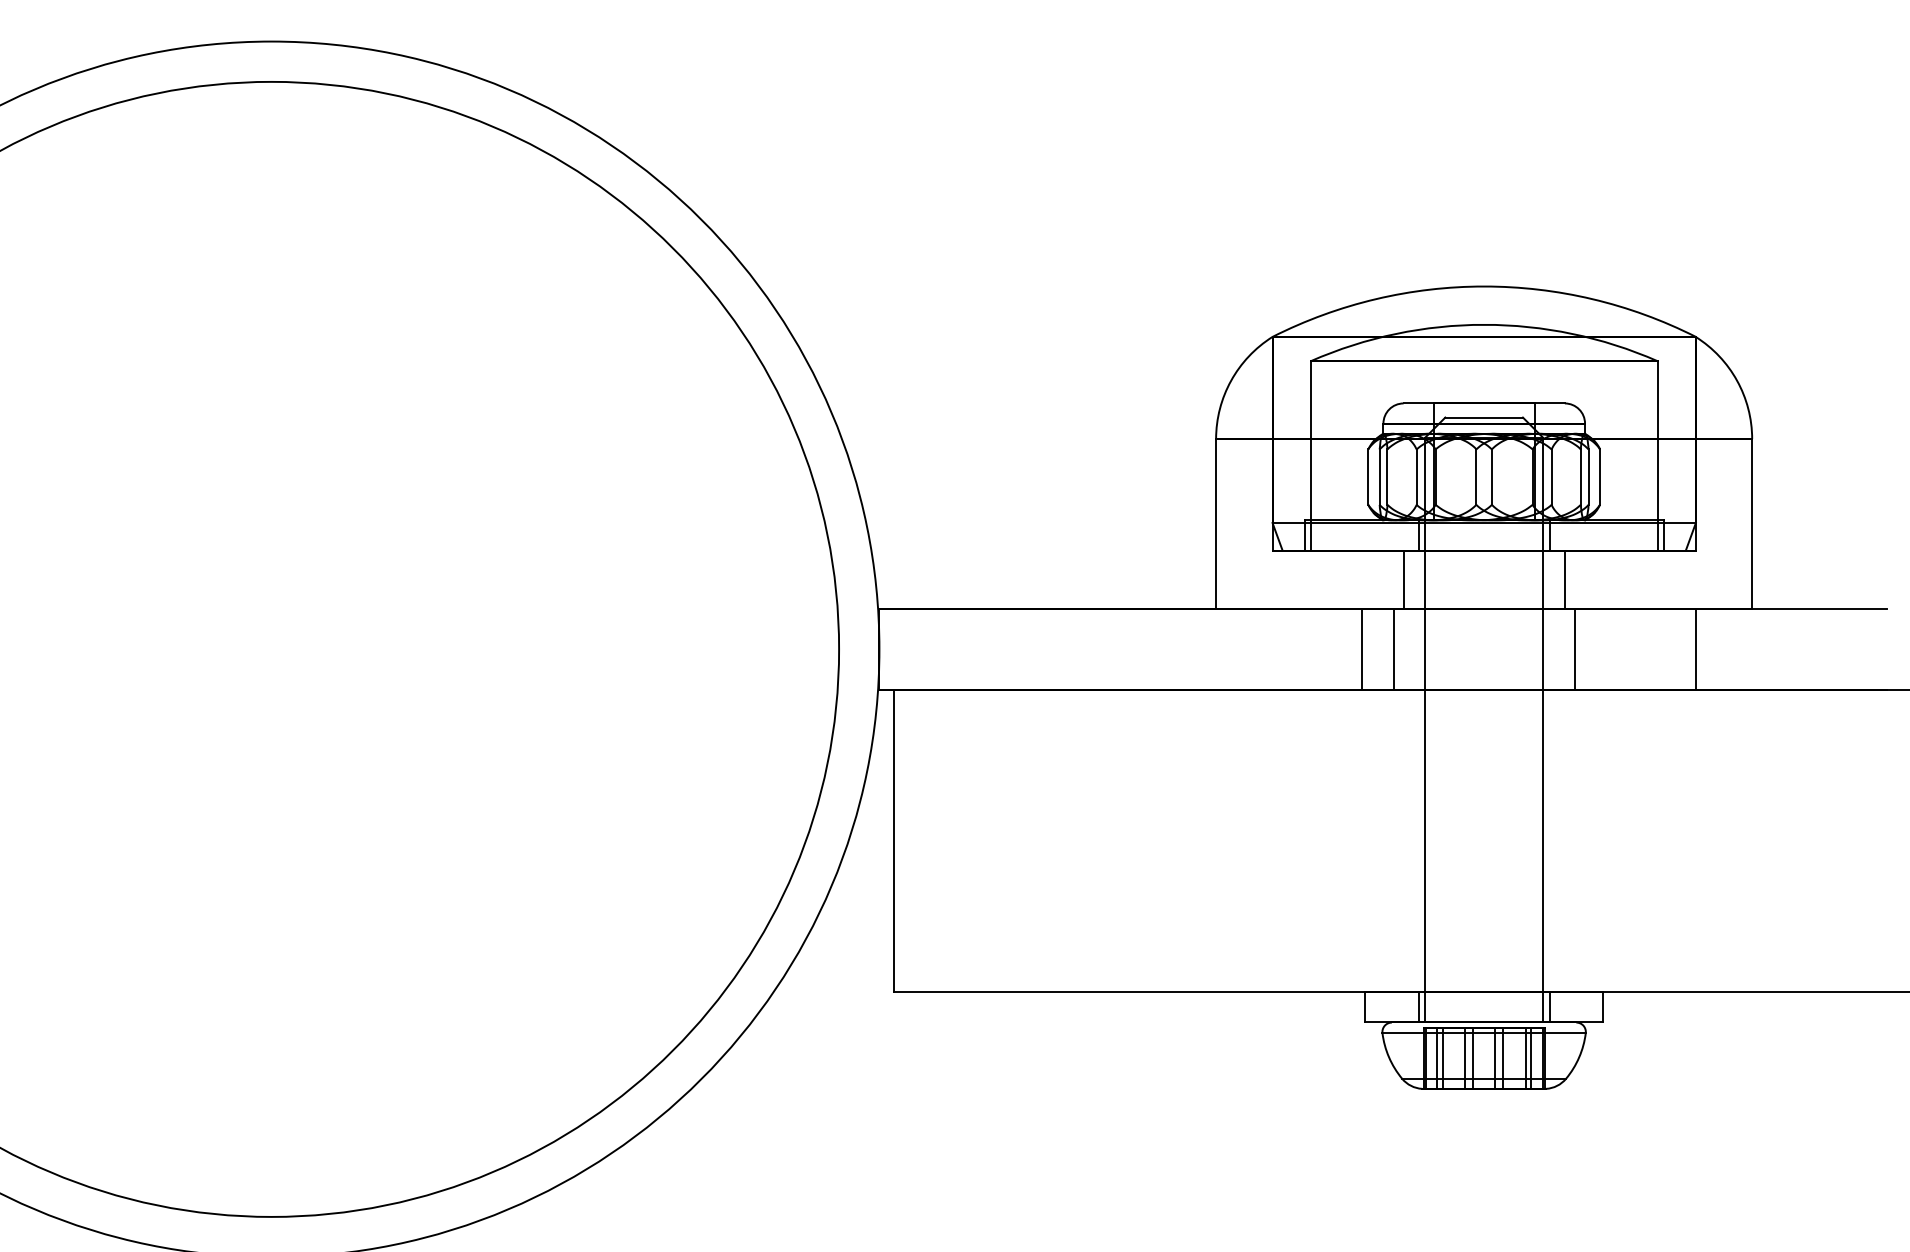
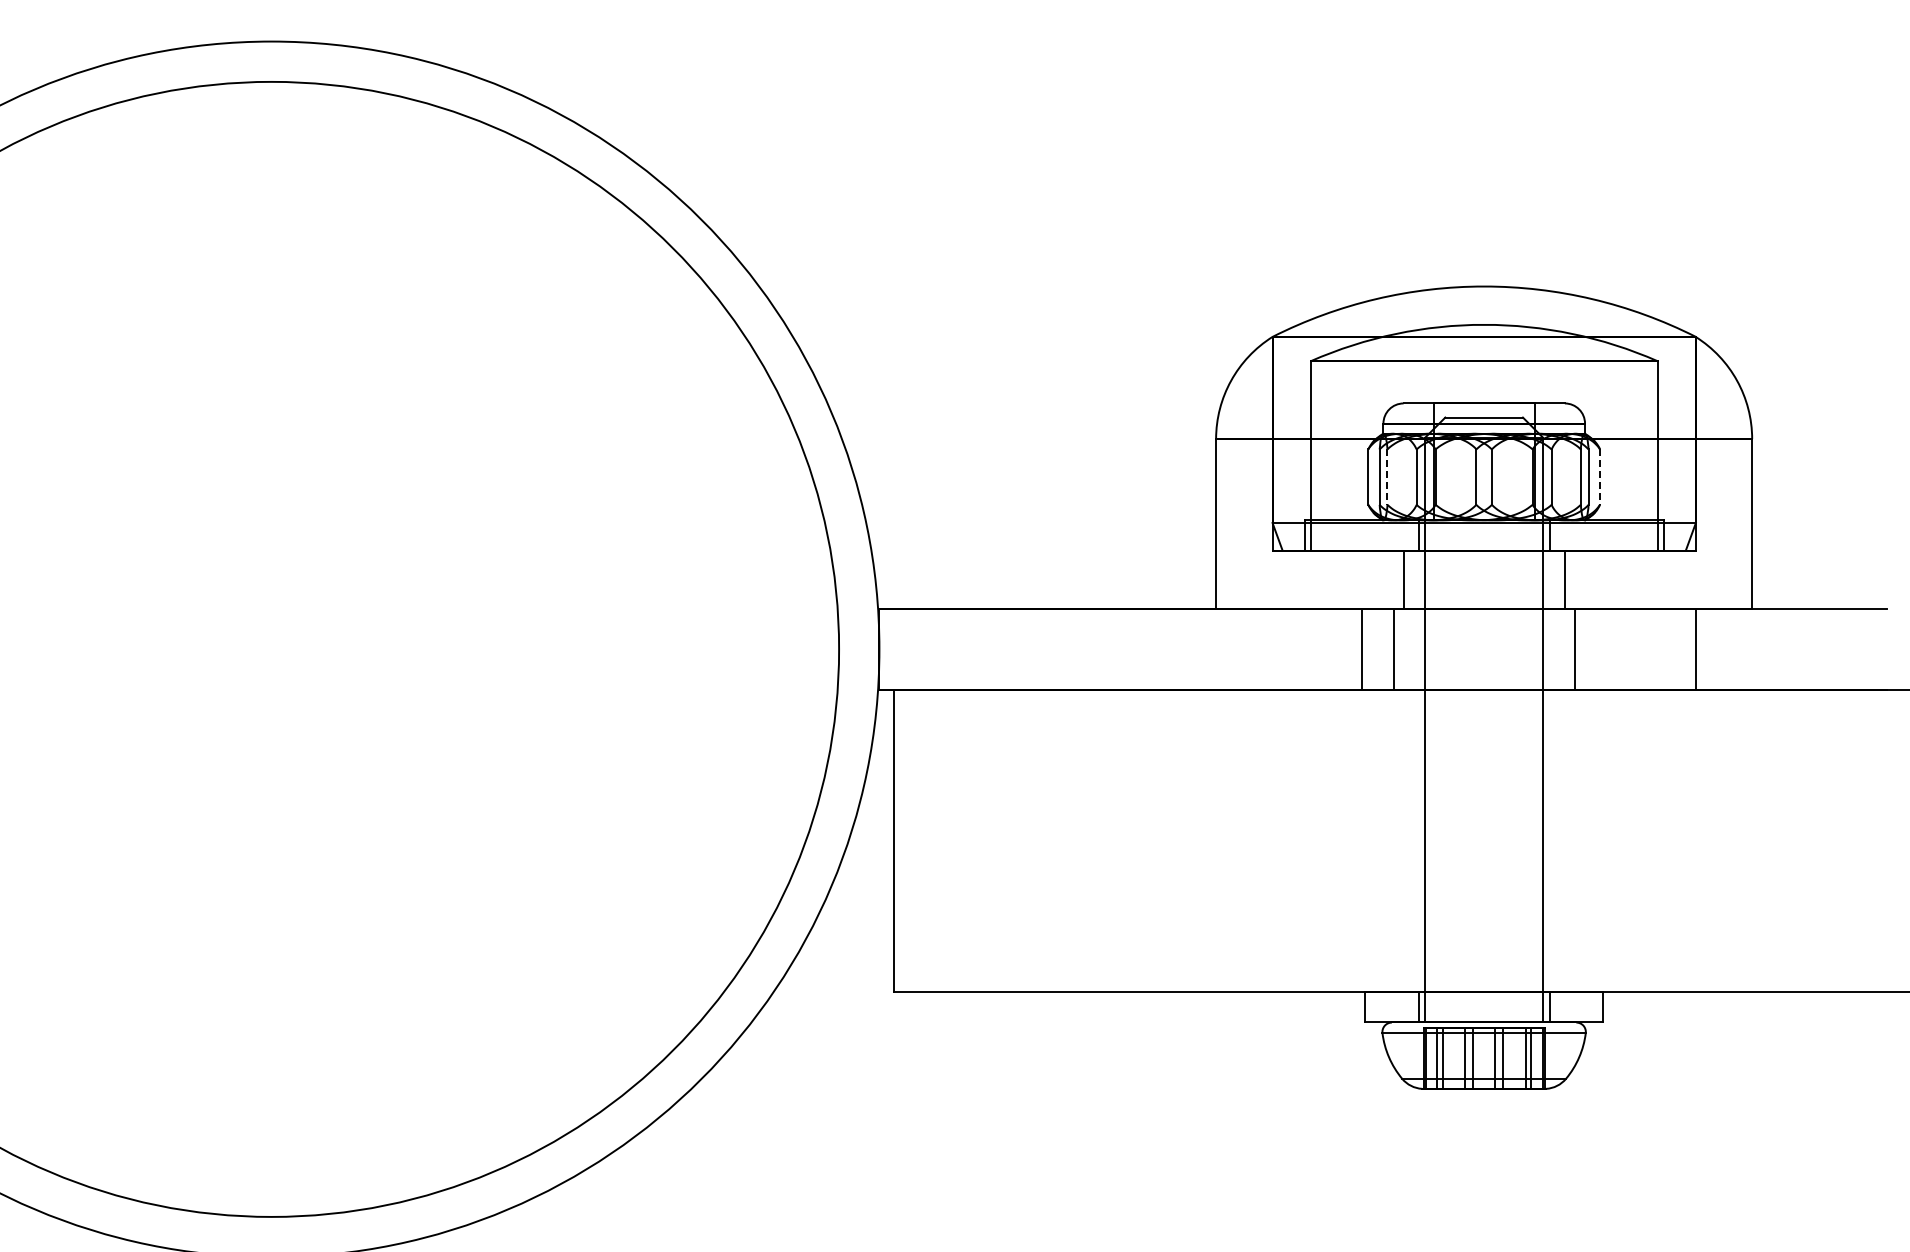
line: solid -> dashed (1387, 477)
line: solid -> dashed (1599, 477)
